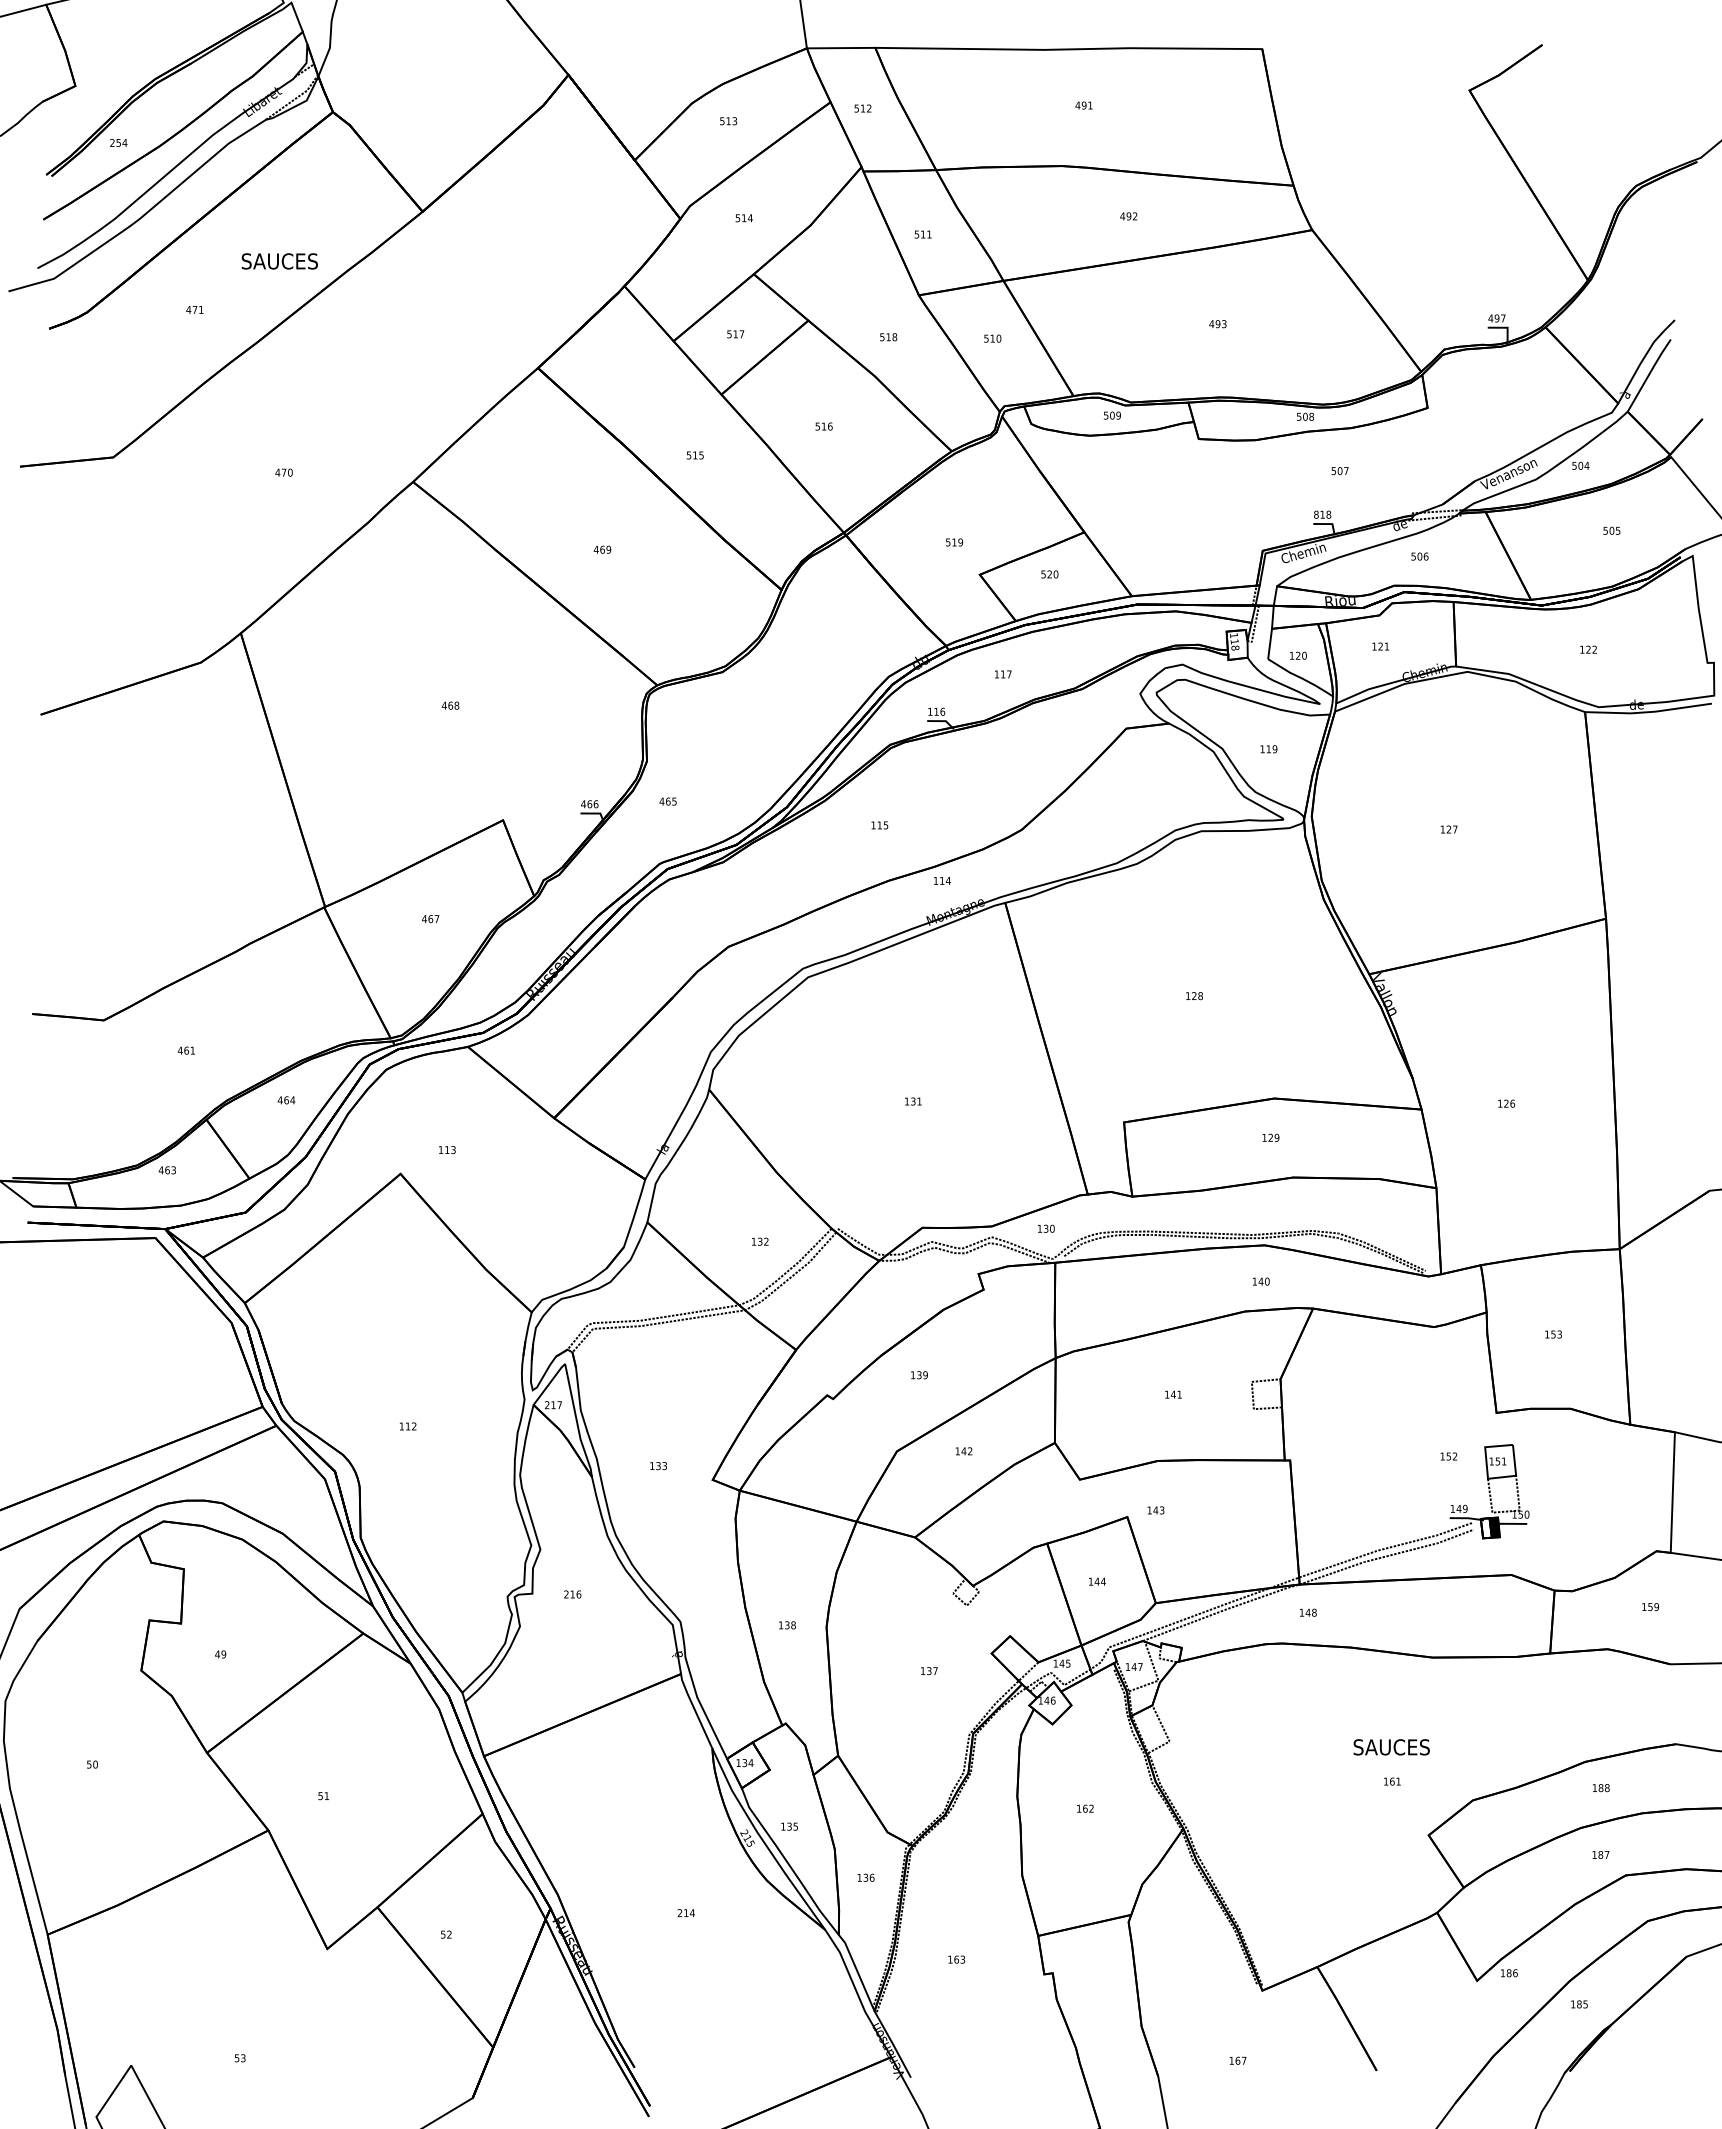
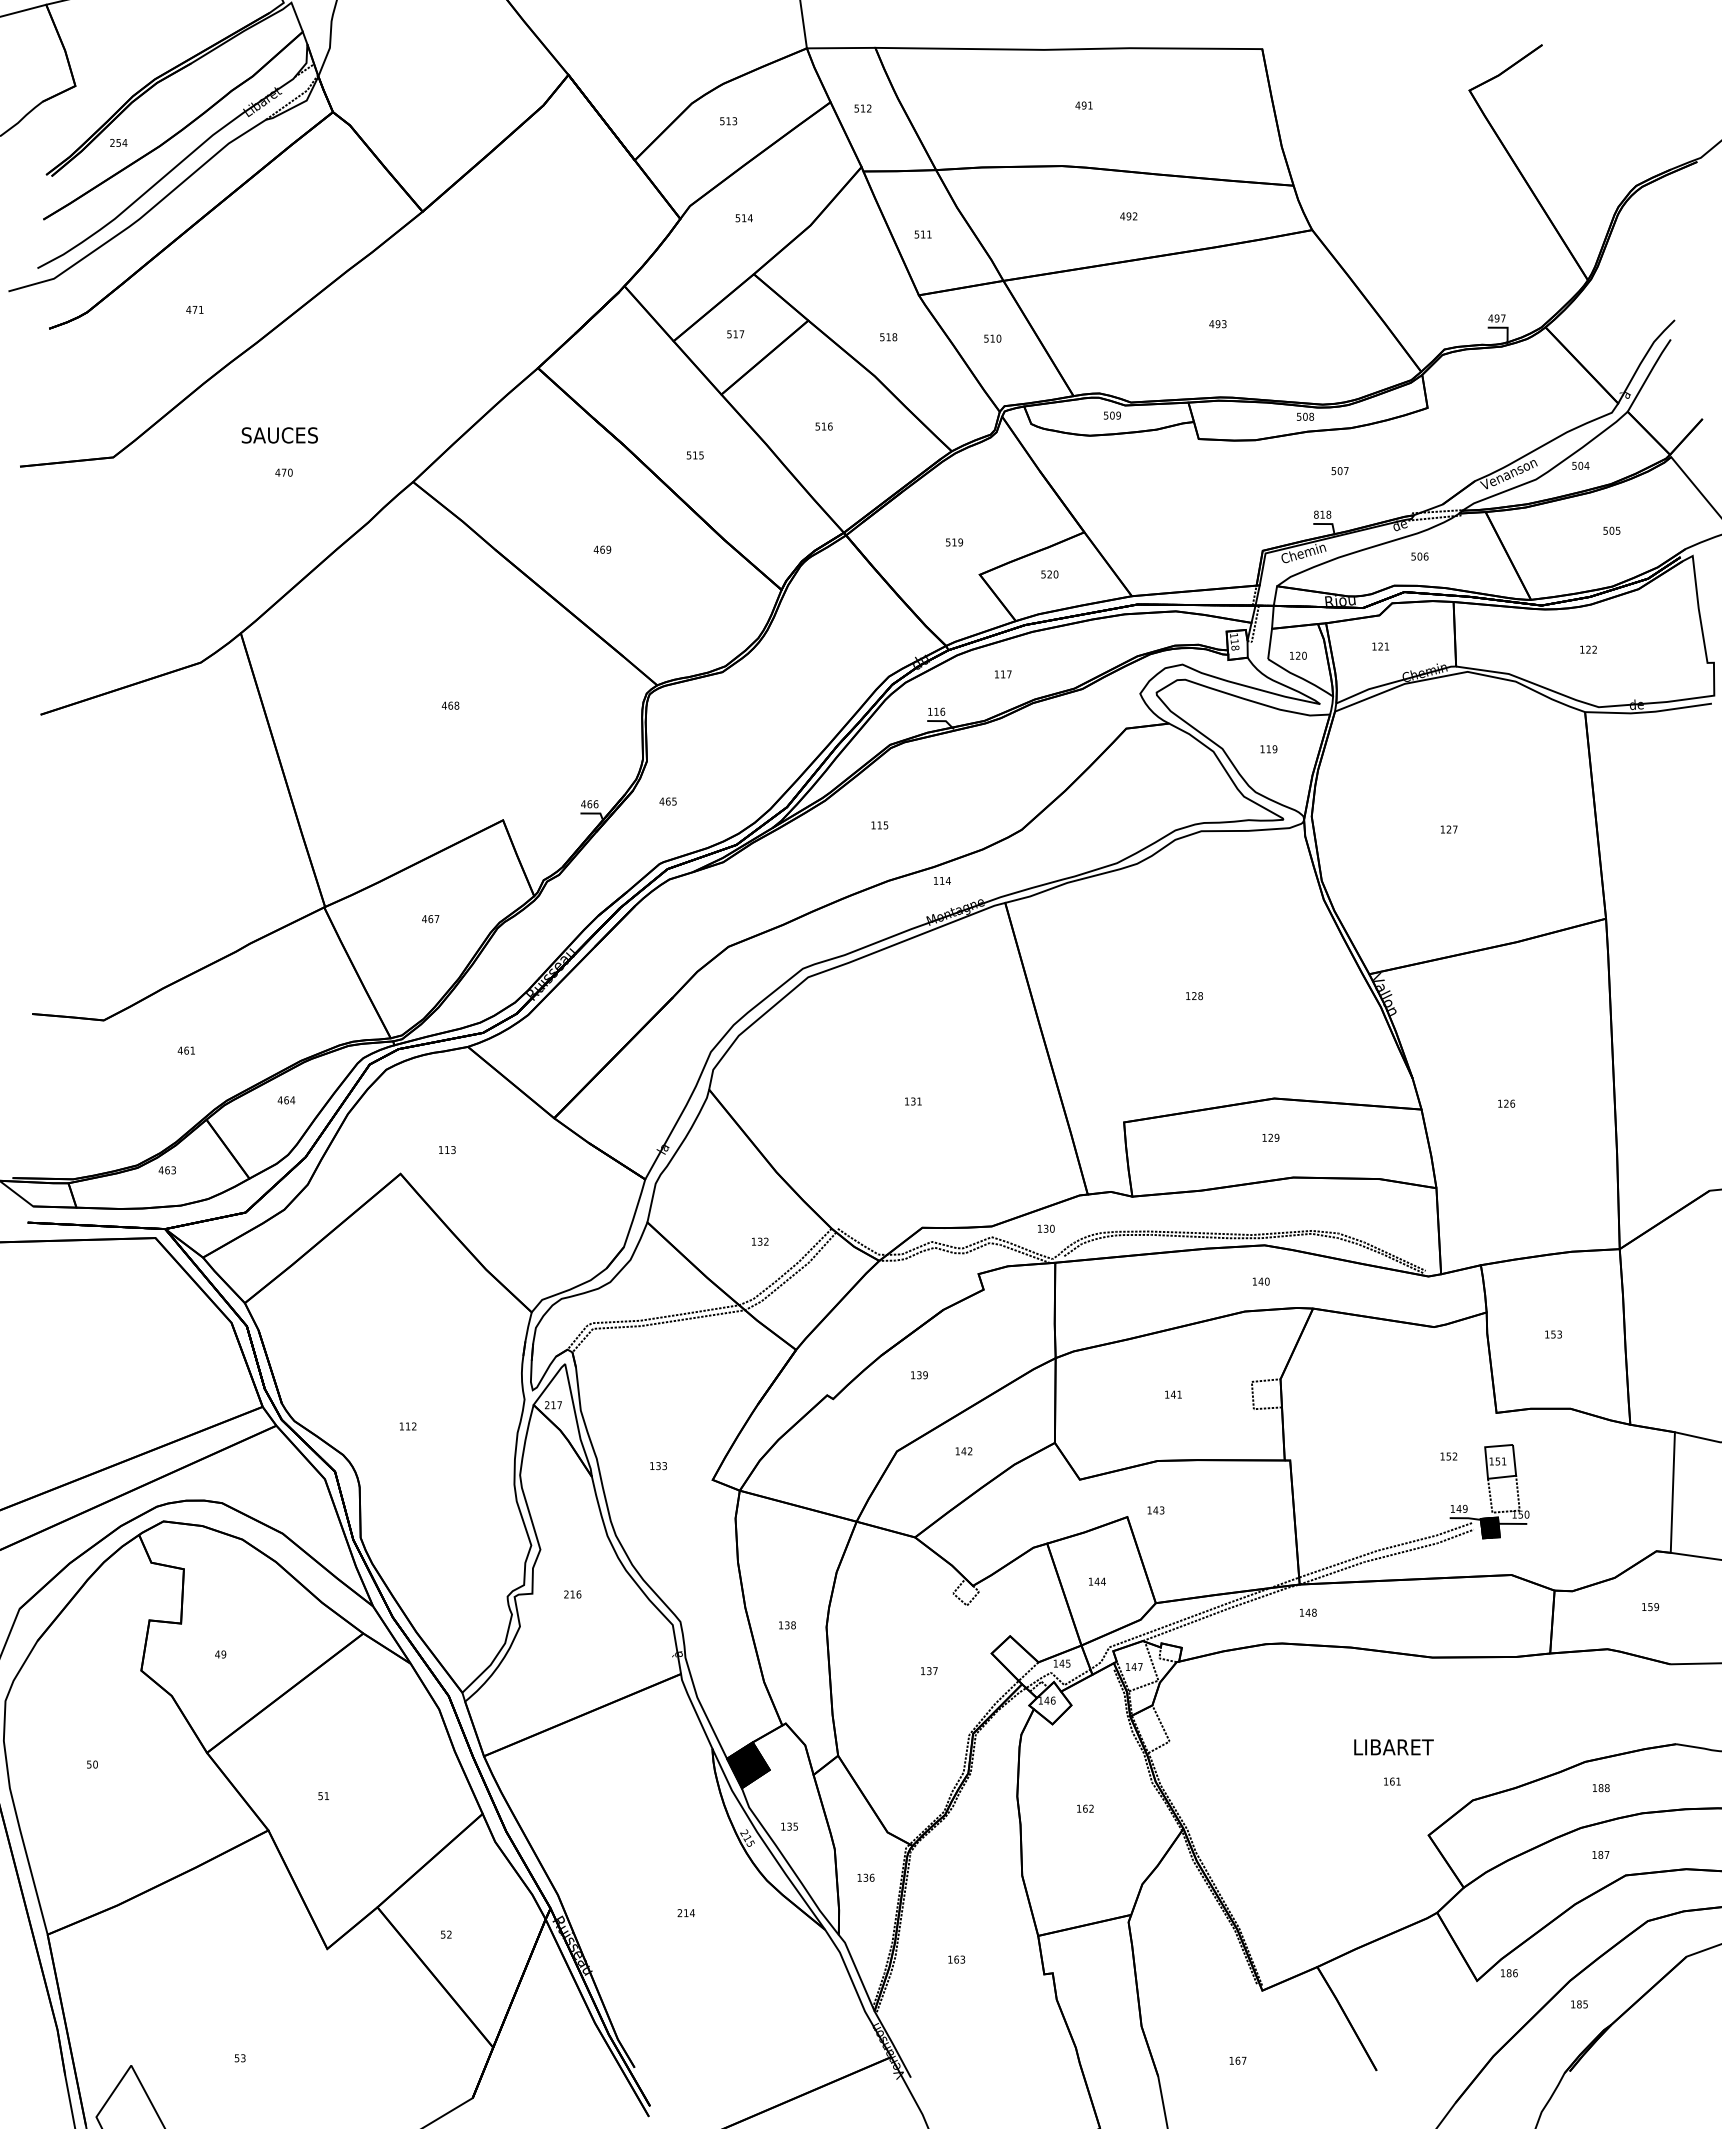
text position: (279, 261) -> (279, 435) (279, 435)
fill: none -> present (1485, 1528)
text: SAUCES -> LIBARET (1393, 1747)
fill: none -> present (748, 1765)
